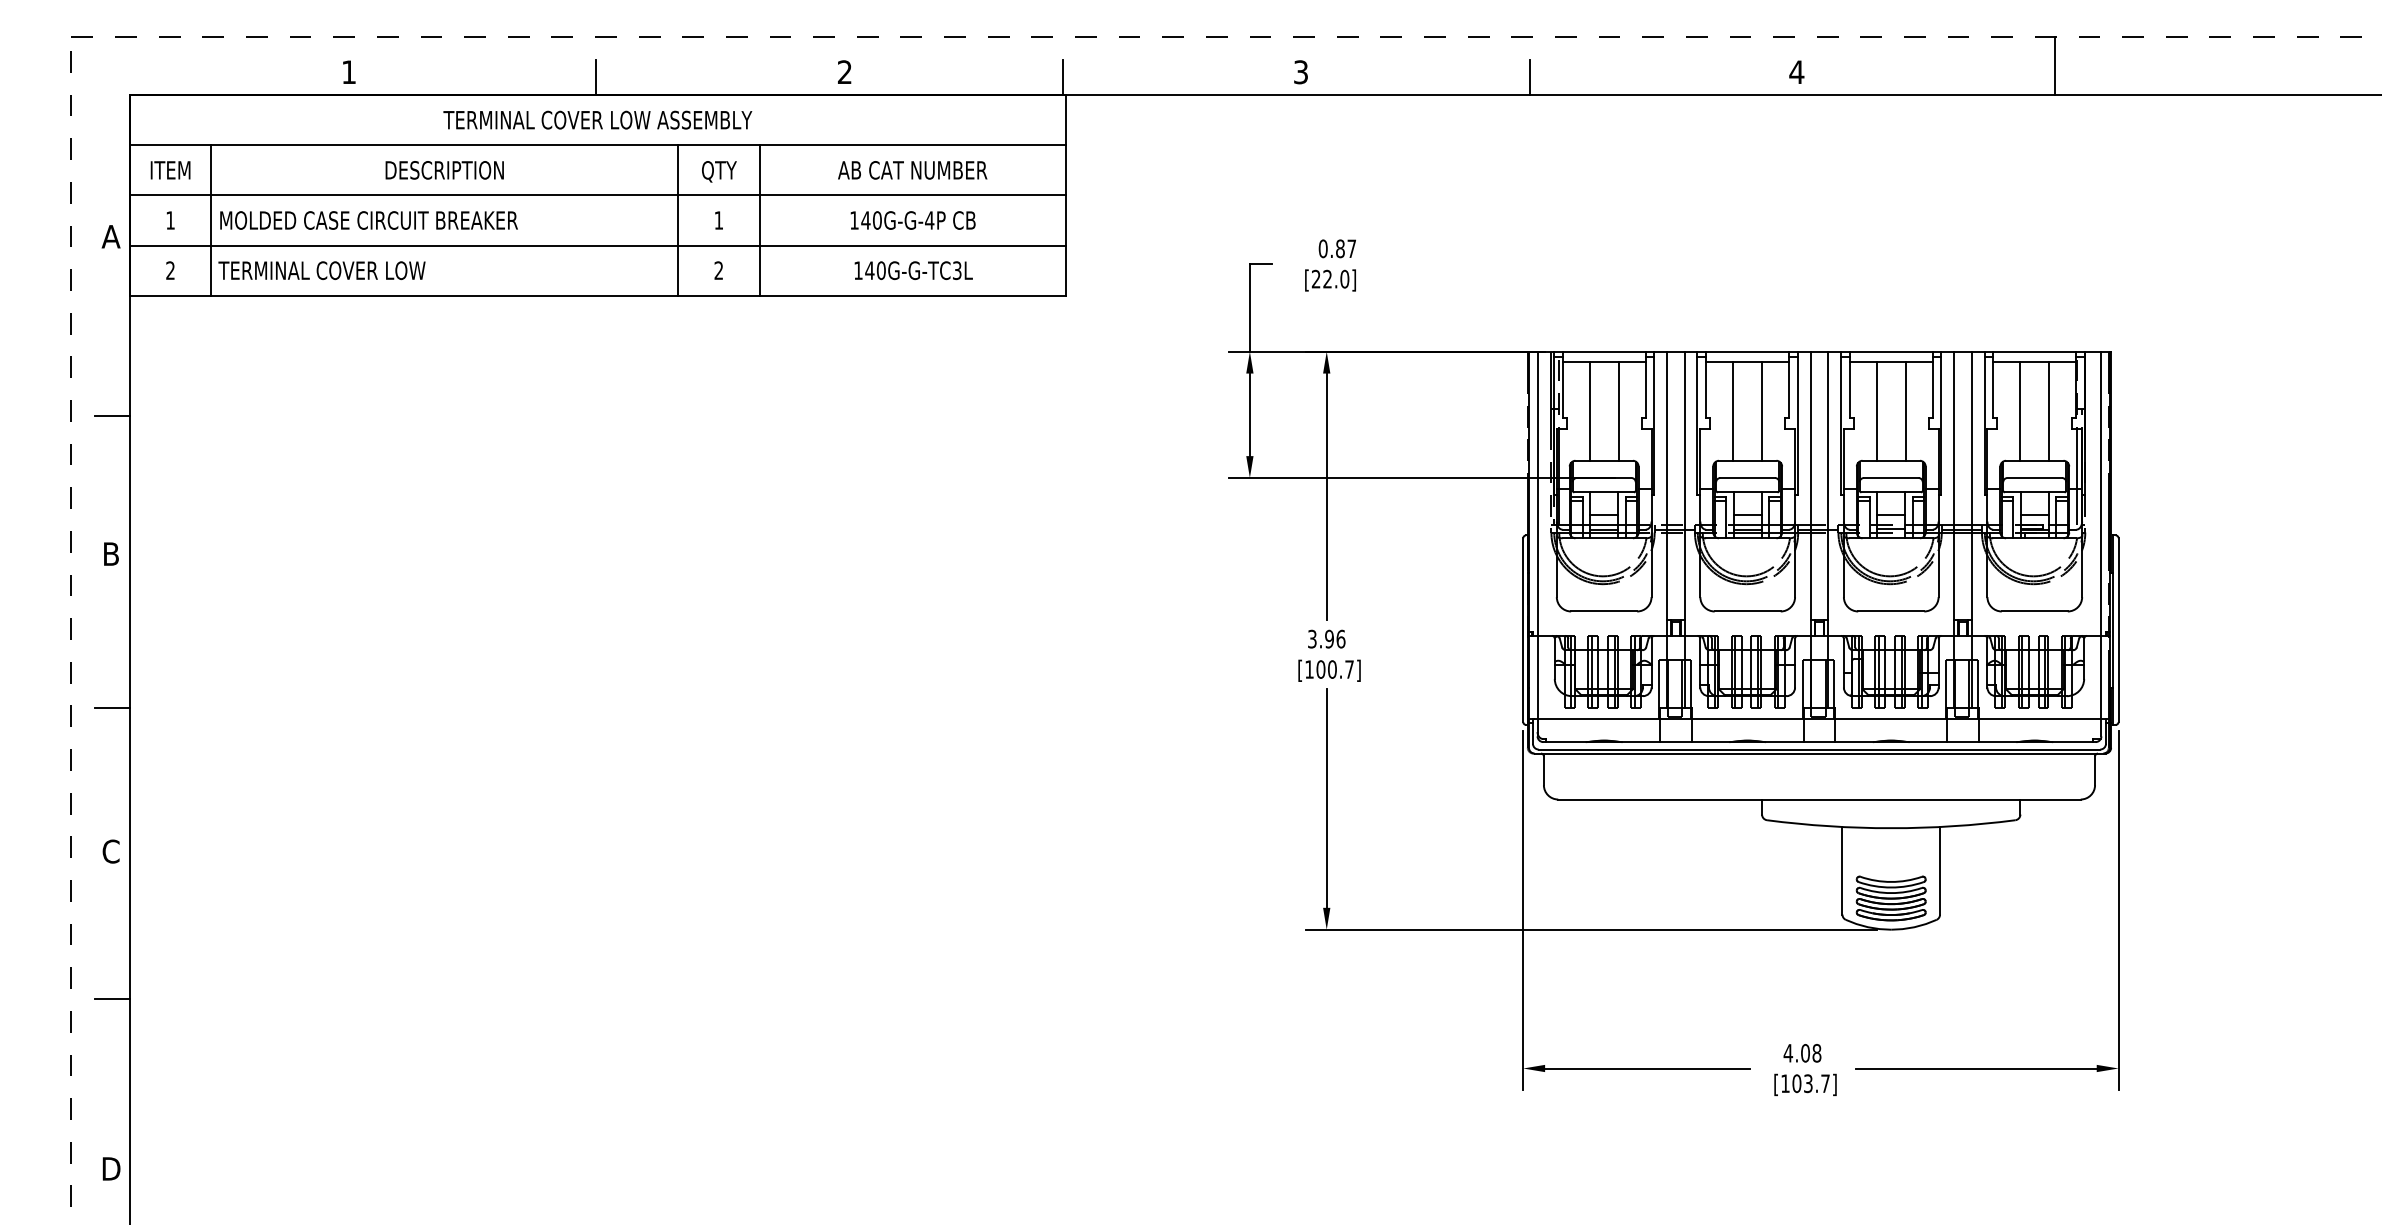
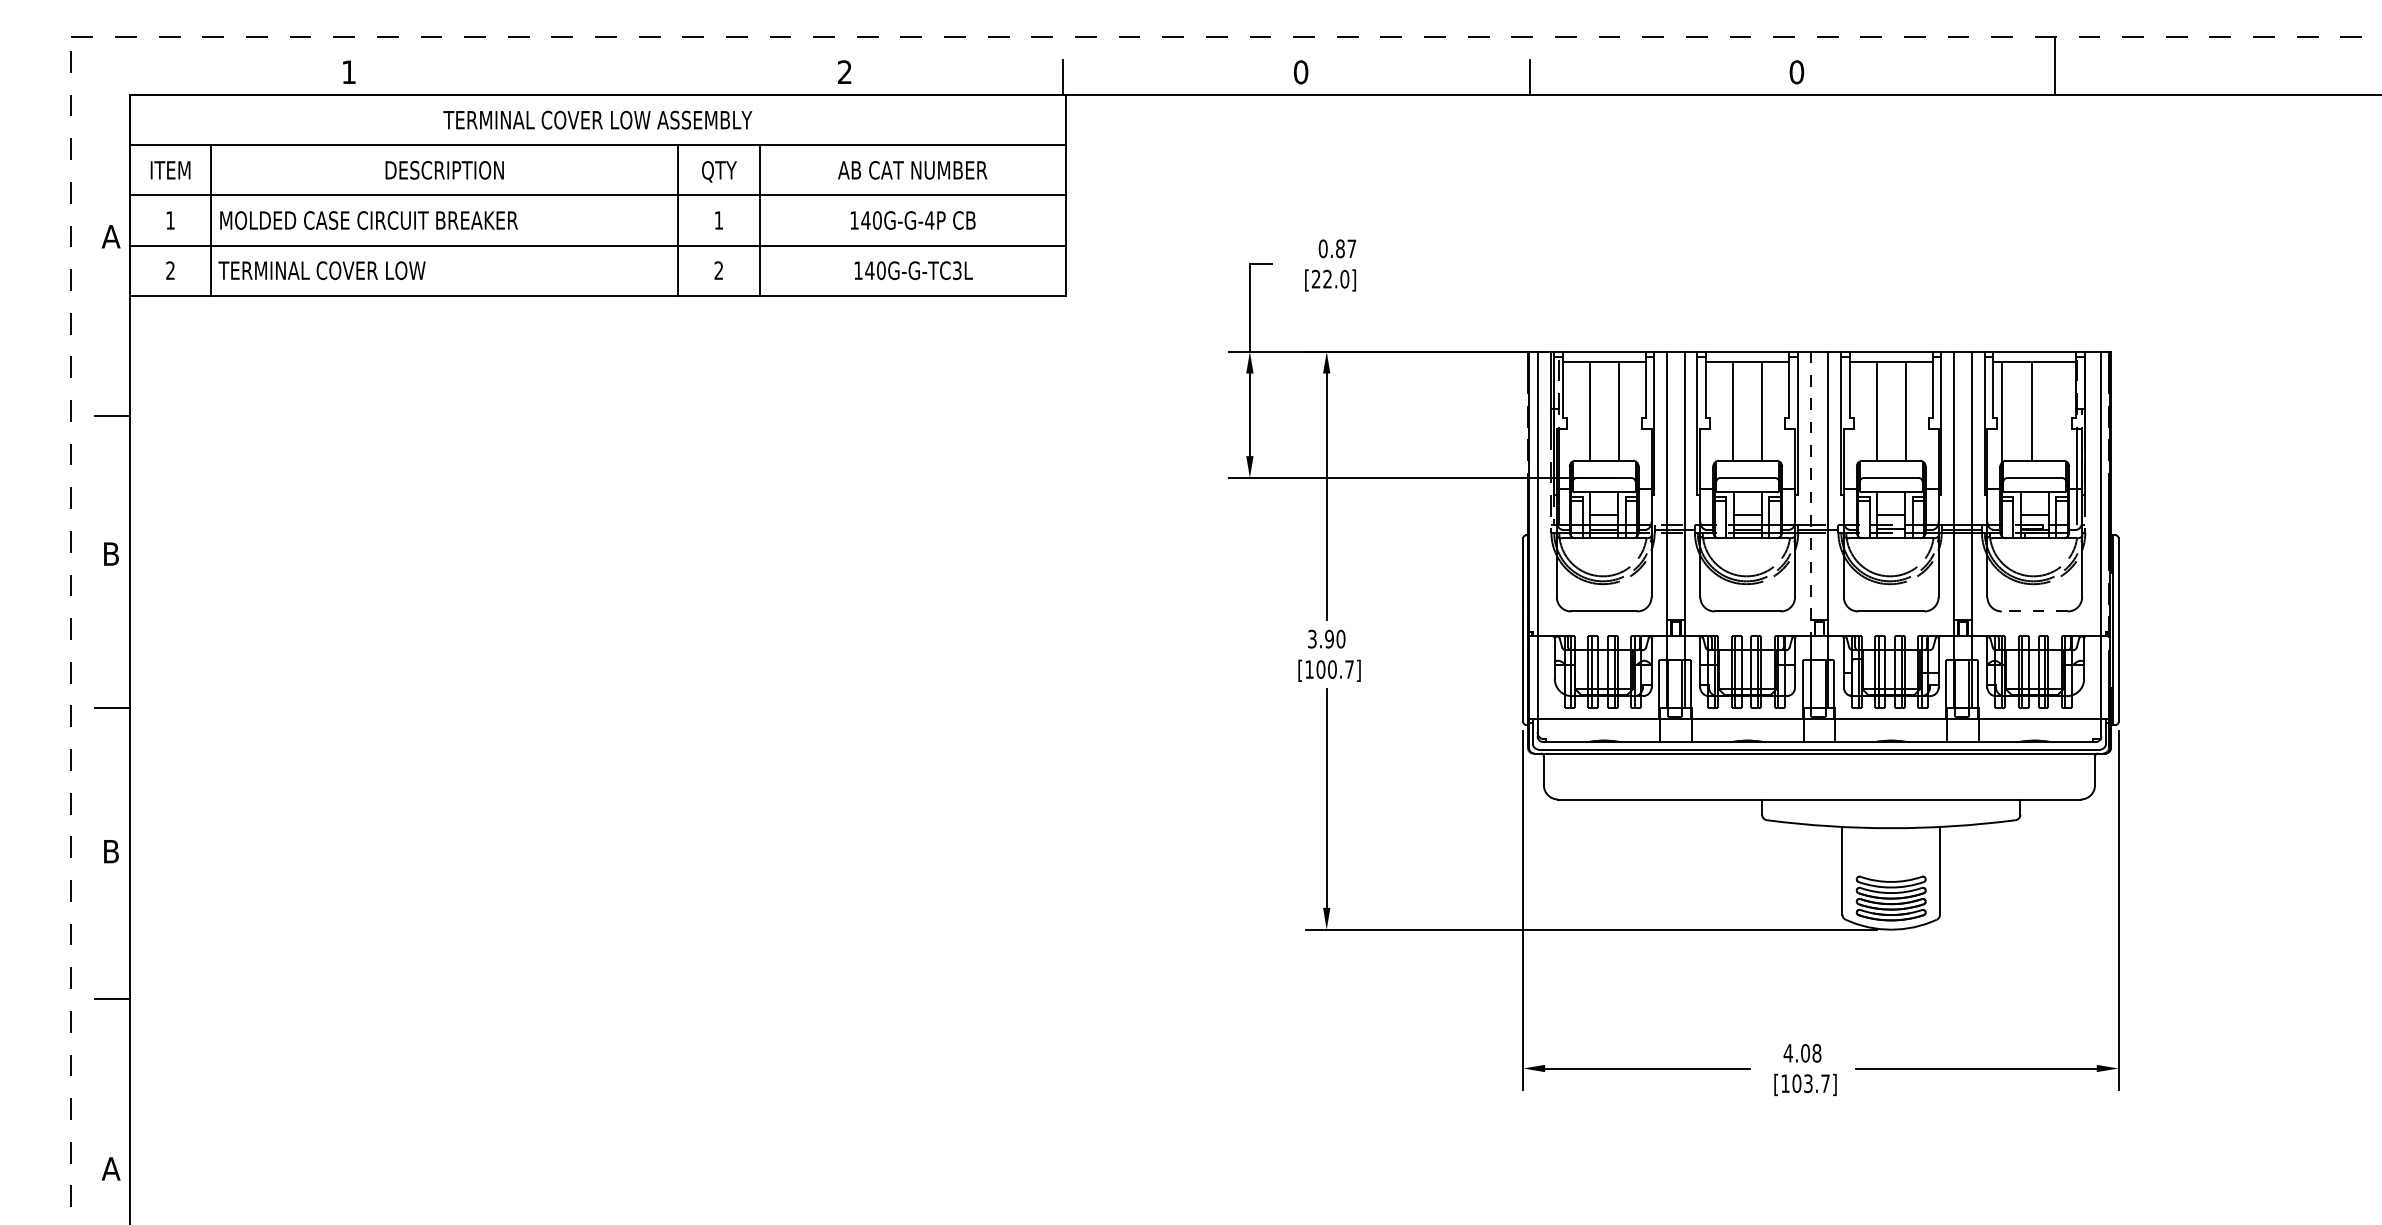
text: 3 -> 0 (1300, 72)
text: 4 -> 0 (1796, 72)
line: present -> none (596, 77)
line position: (2020, 410) -> (2002, 410) (2002, 410)
line position: (2049, 410) -> (2032, 410) (2032, 410)
line: solid -> dashed (1810, 494)
line: solid -> dashed (2034, 611)
text: 3.96 -> 3.90 (1340, 638)
text: C -> B (110, 851)
text: D -> A (110, 1168)
